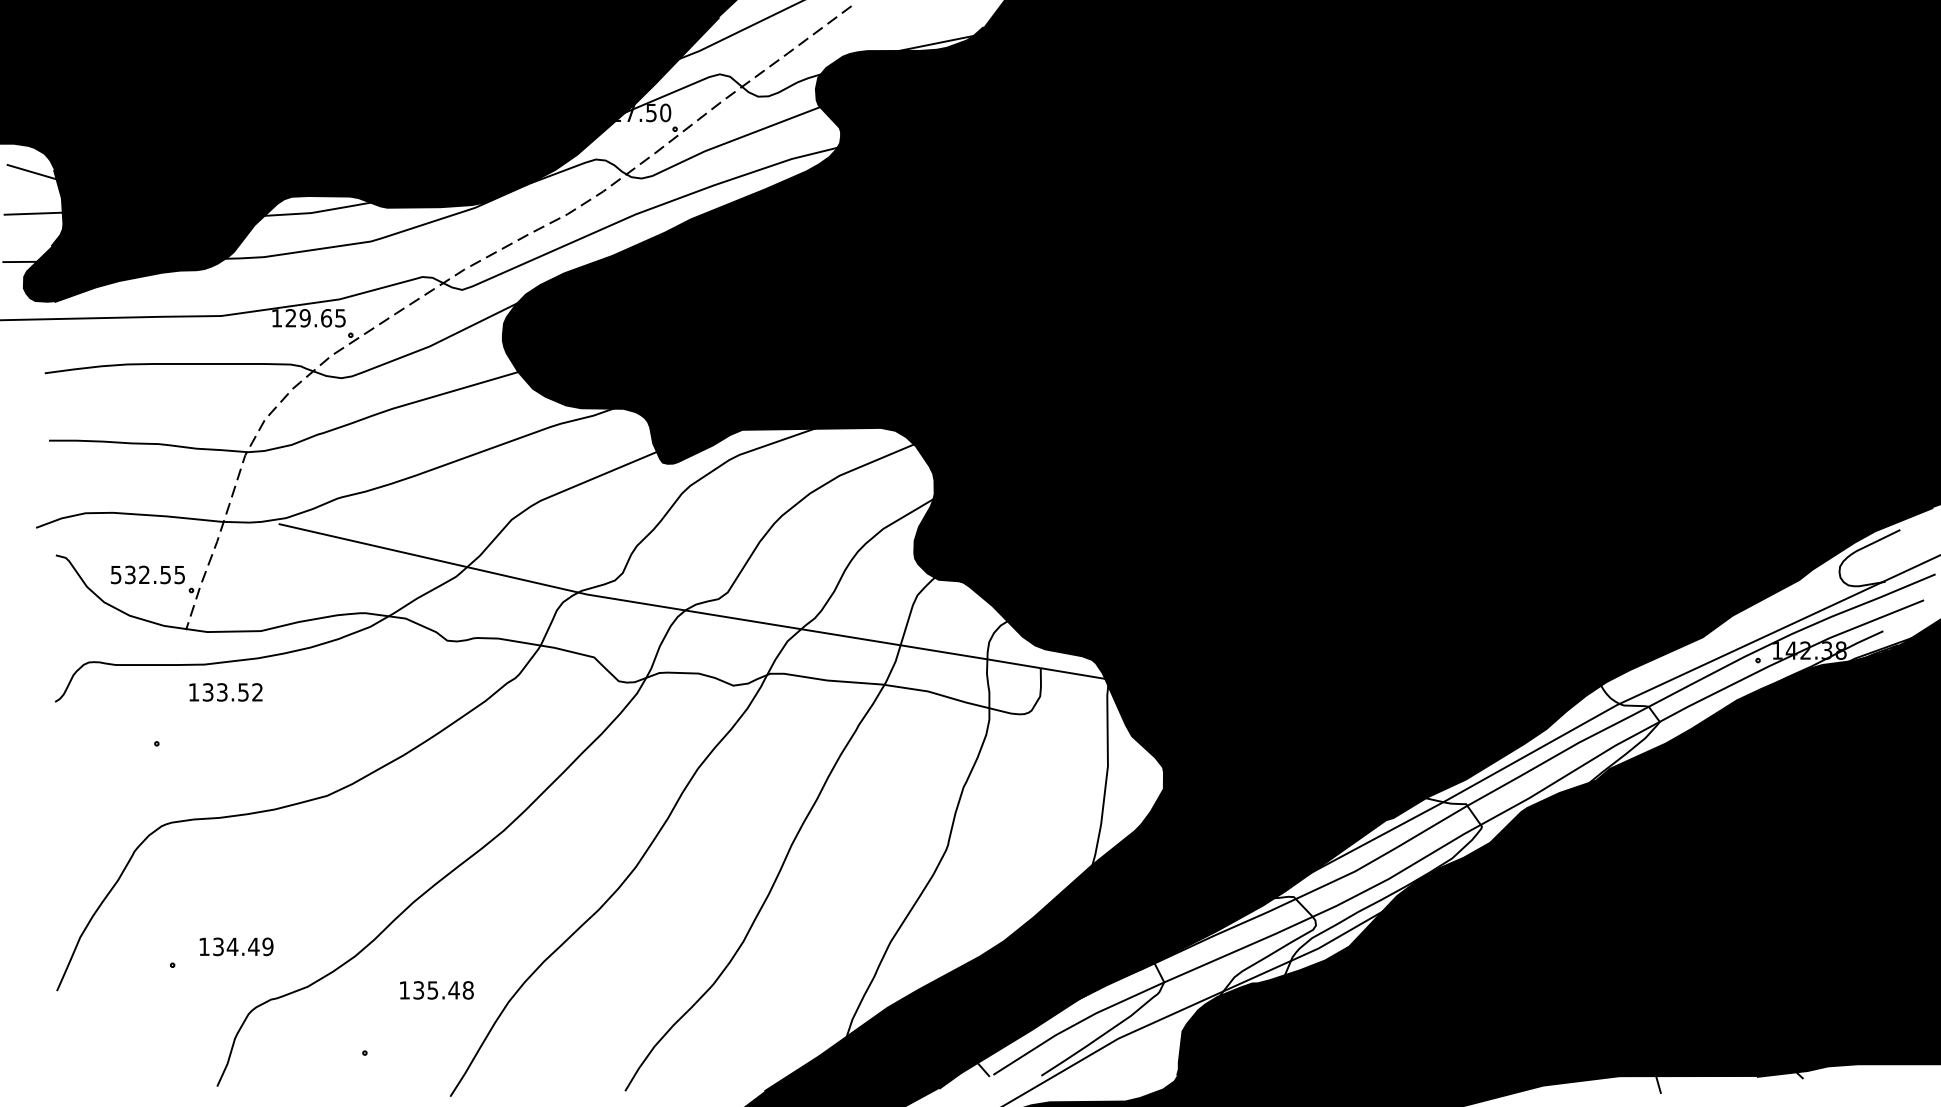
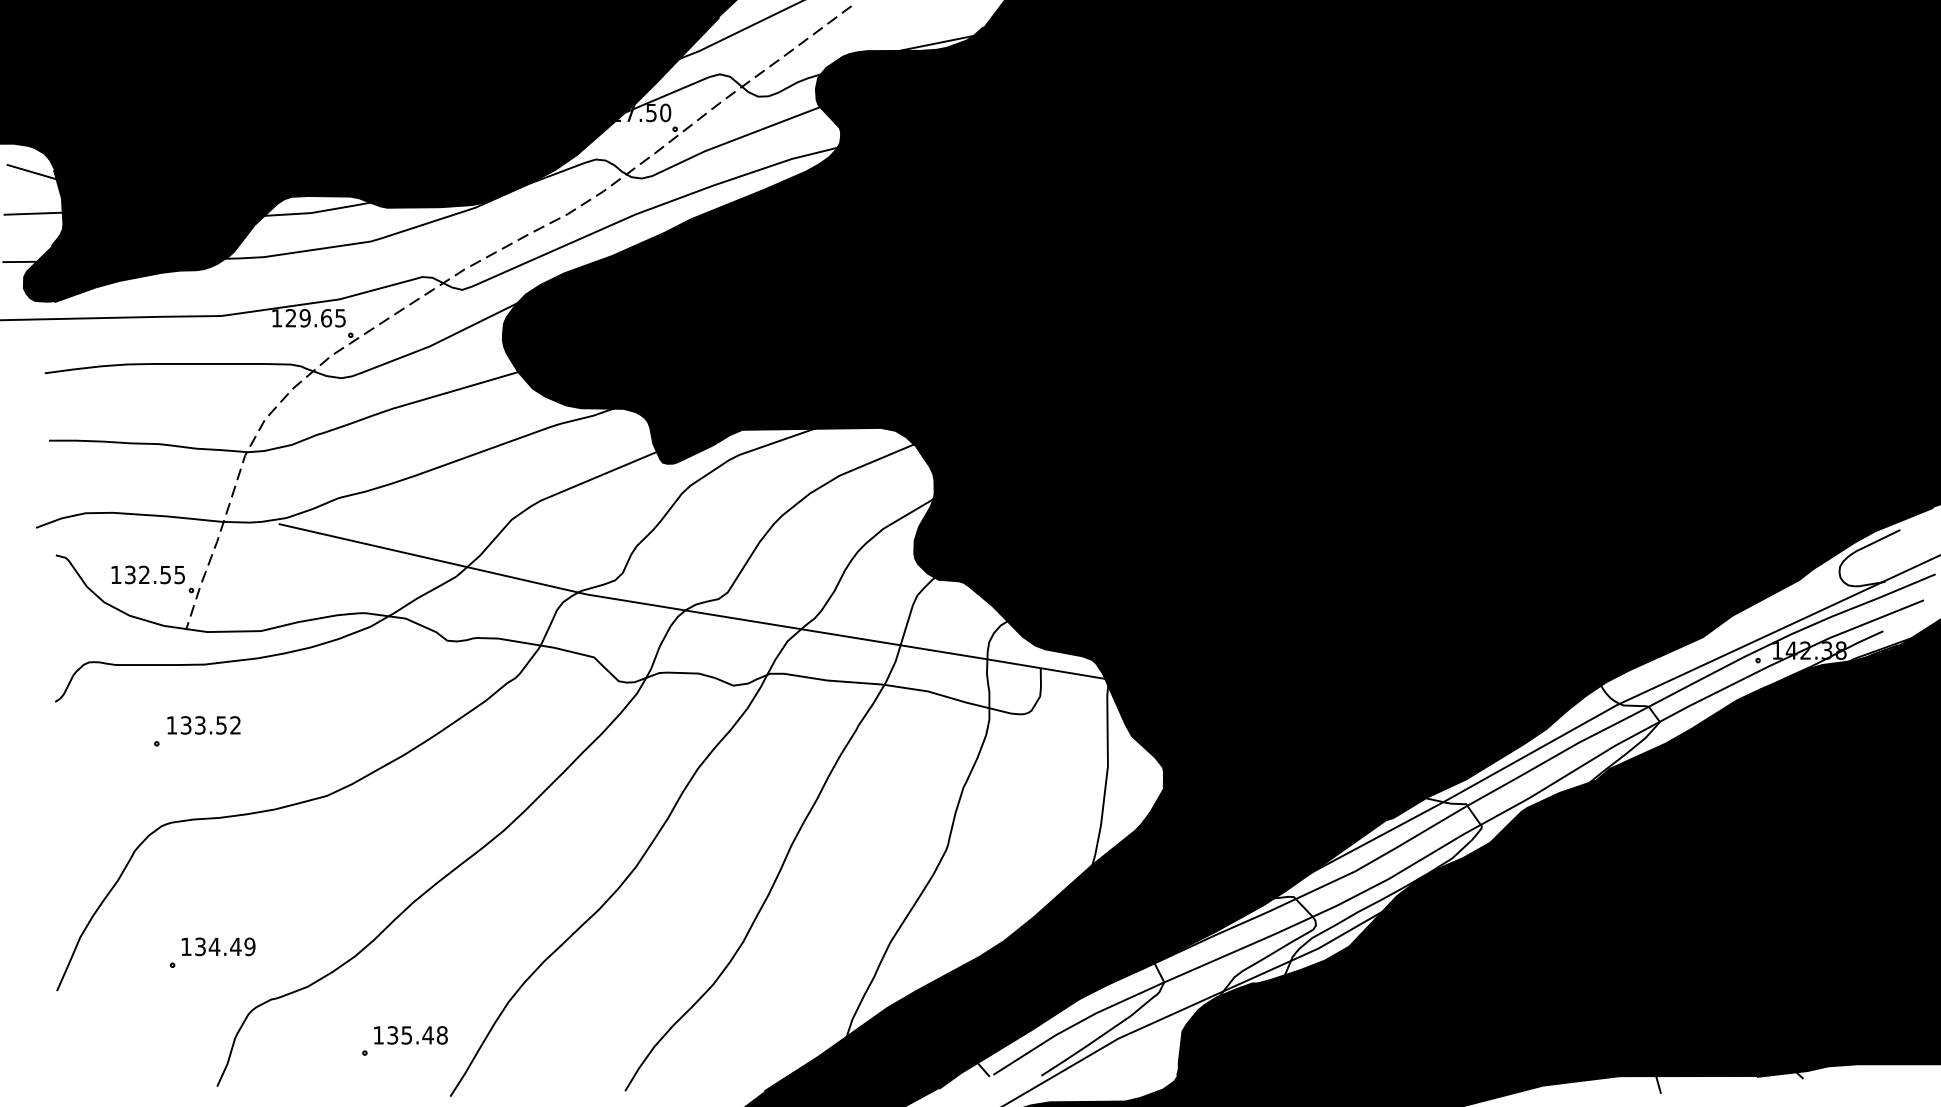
text: 532.55 -> 132.55 (115, 575)
text position: (225, 692) -> (203, 725) (203, 725)
text position: (236, 946) -> (218, 946) (218, 946)
text position: (436, 990) -> (410, 1035) (410, 1035)
